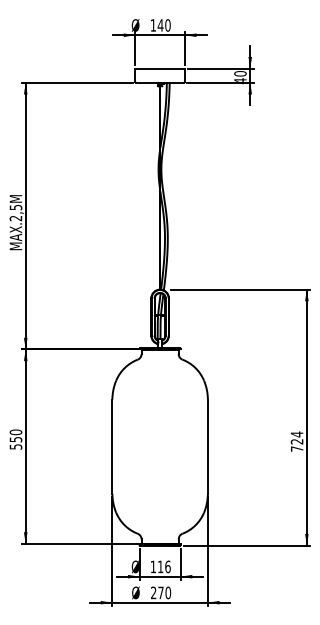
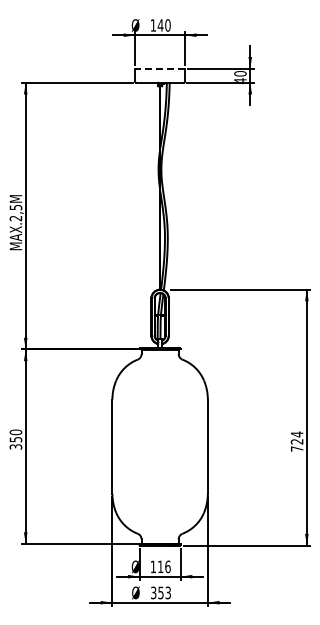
line: solid -> dashed (160, 68)
text: 550 -> 350 (15, 446)
text: 270 -> 353 (161, 592)
